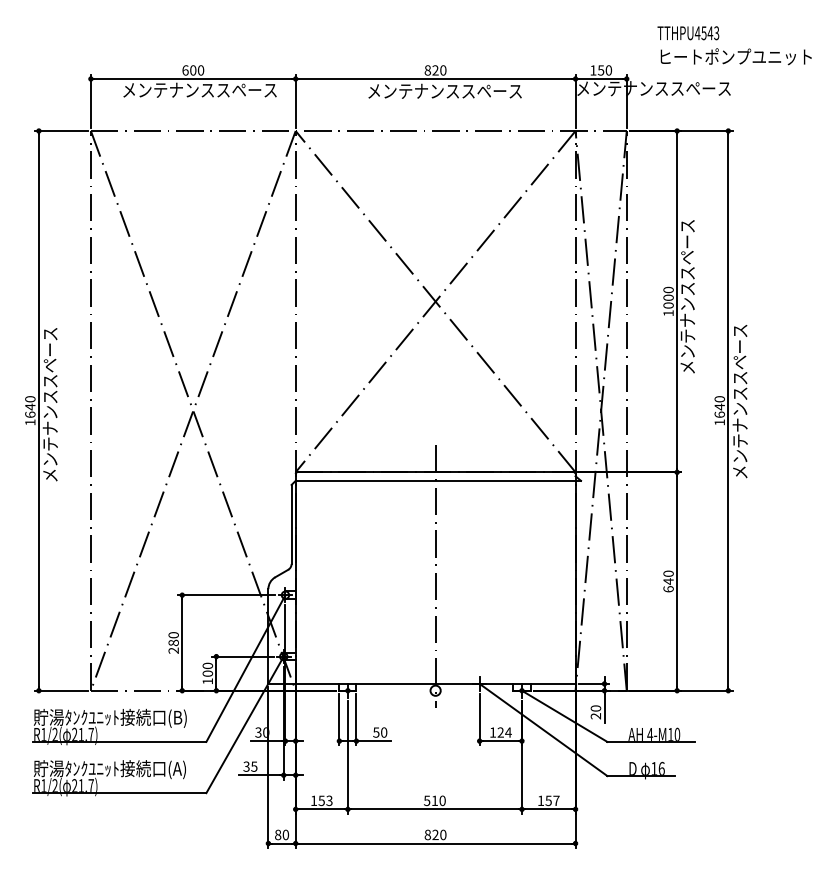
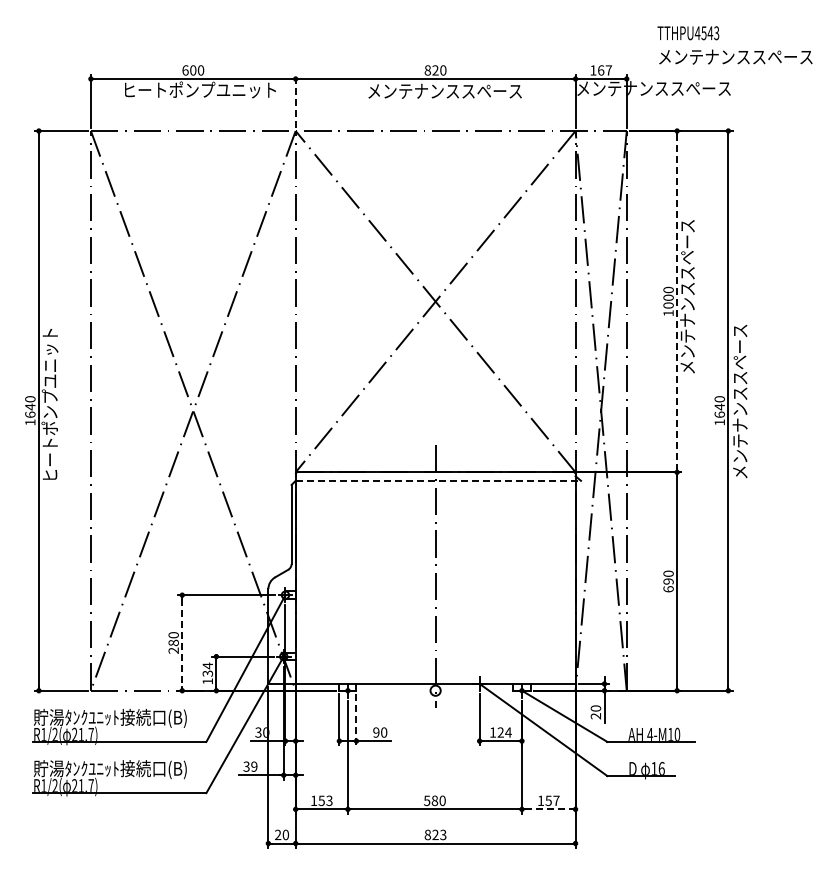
text: ヒートポンプユニット -> メンテナンススペース (735, 56)
text: 150 -> 167 (604, 70)
text: メンテナンススペース -> ヒートポンプユニット (199, 89)
line: solid -> dashed (295, 100)
line: solid -> dashed (677, 302)
text: メンテナンススペース -> ヒートポンプユニット (49, 404)
line: solid -> dashed (438, 480)
text: 640 -> 690 (668, 581)
line: solid -> dashed (182, 643)
text: 100 -> 134 (207, 669)
line: solid -> dashed (356, 719)
text: 50 -> 90 (376, 732)
text: 35 -> 39 (254, 766)
text: 貯湯ﾀﾝｸﾕﾆｯﾄ接続口(A) -> 貯湯ﾀﾝｸﾕﾆｯﾄ接続口(B) (179, 769)
text: 510 -> 580 (434, 800)
line: solid -> dashed (549, 809)
text: 80 -> 20 (278, 834)
text: 820 -> 823 (443, 834)
